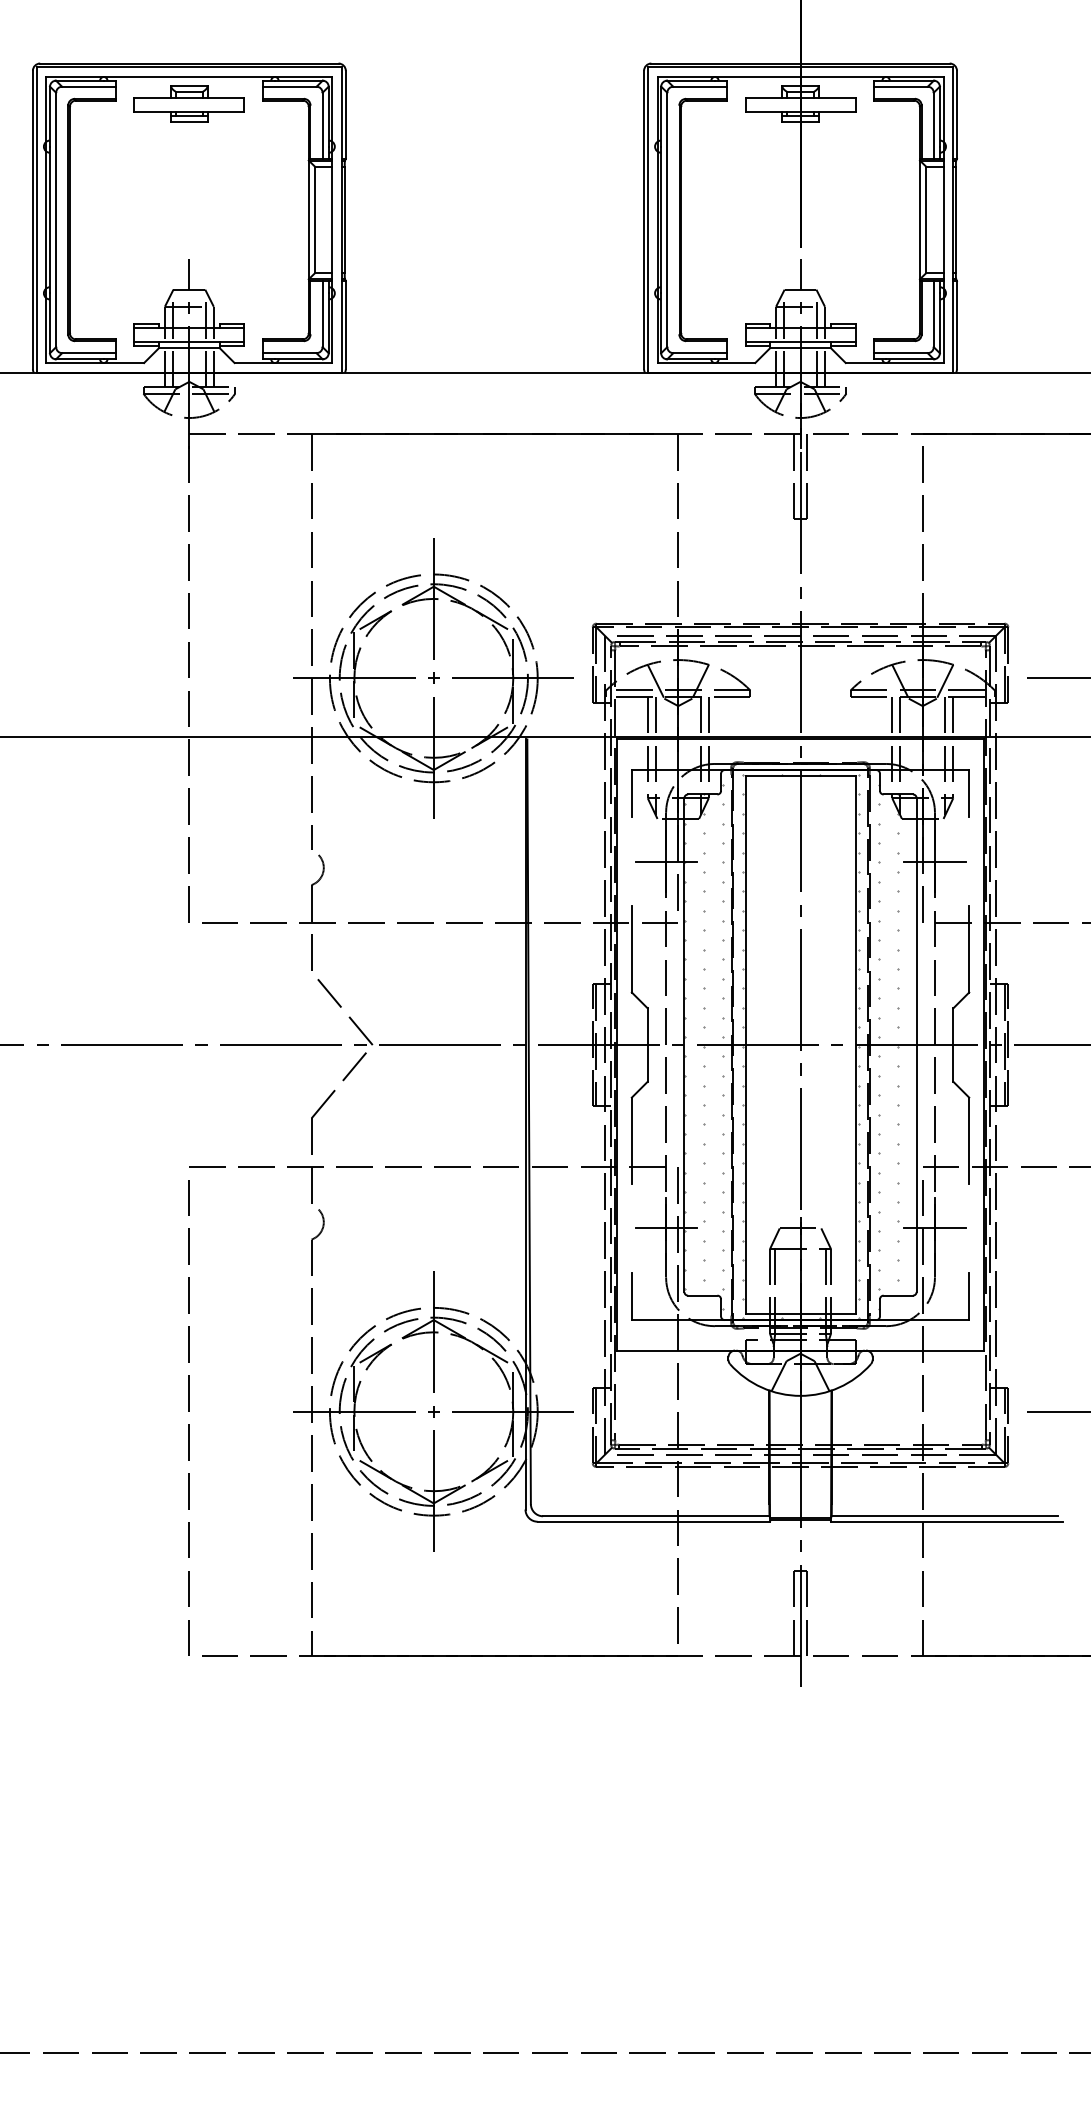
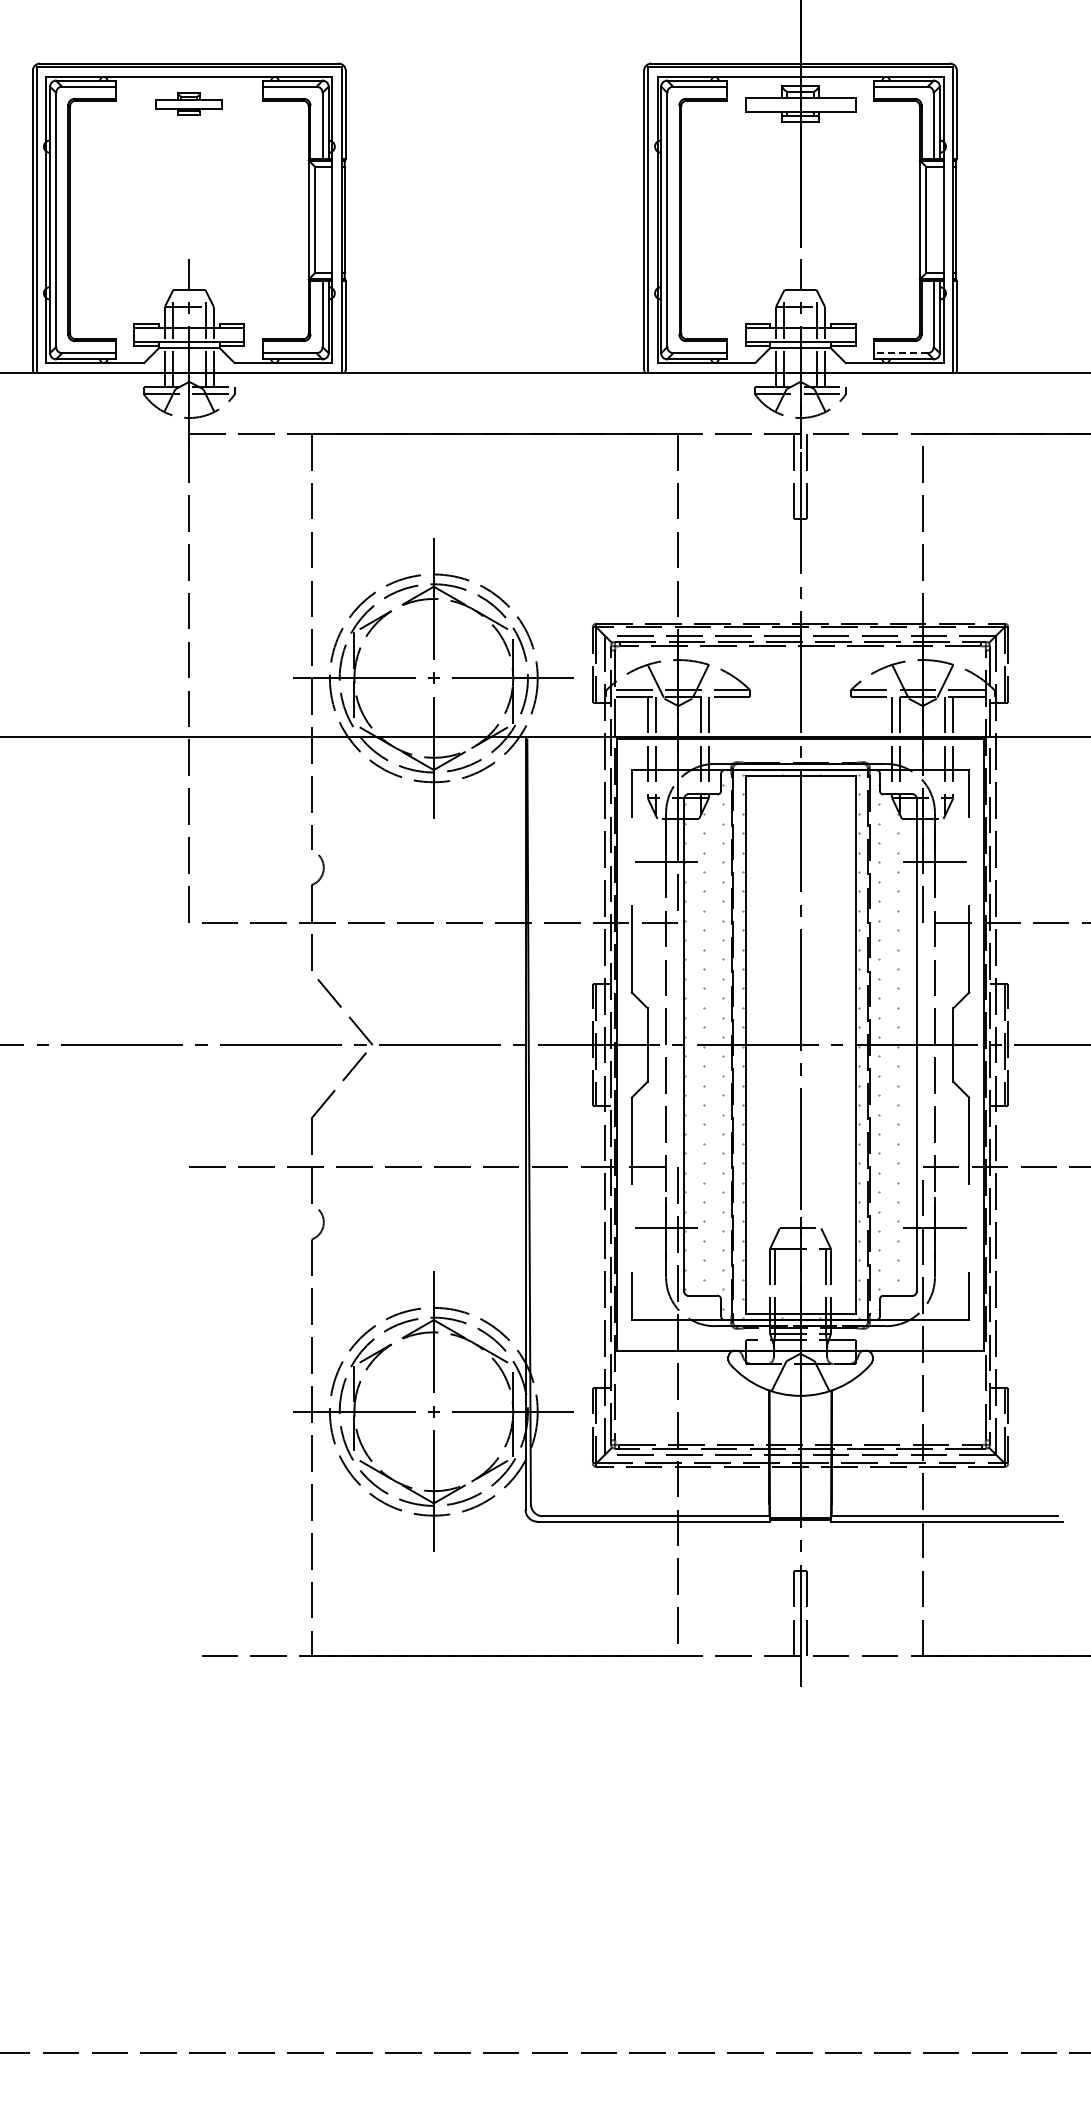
part size: 112x38 px -> 68x24 px (188, 103)
line: solid -> dashed (900, 353)
line: present -> none (1056, 678)
line: present -> none (188, 1411)
line: present -> none (1056, 1411)
